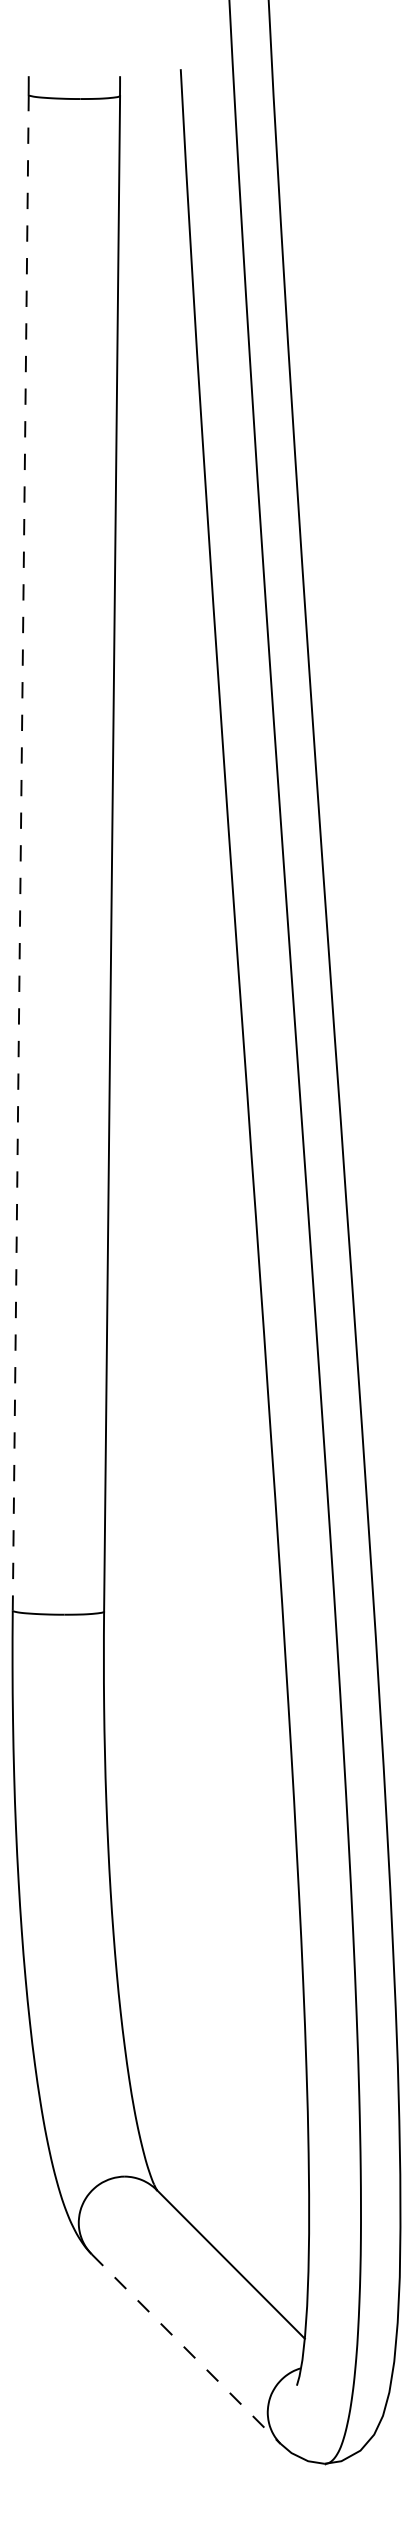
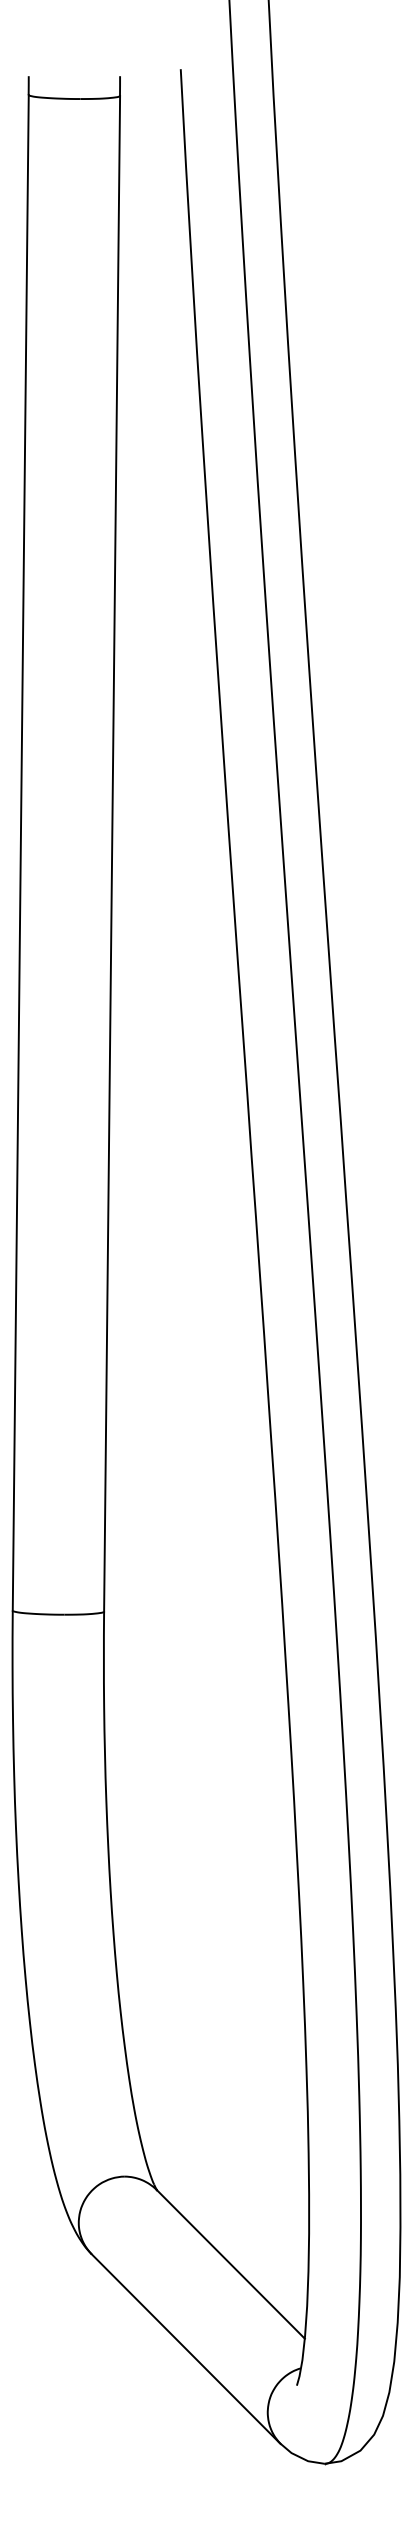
line: dashed -> solid (20, 852)
line: dashed -> solid (186, 2349)
